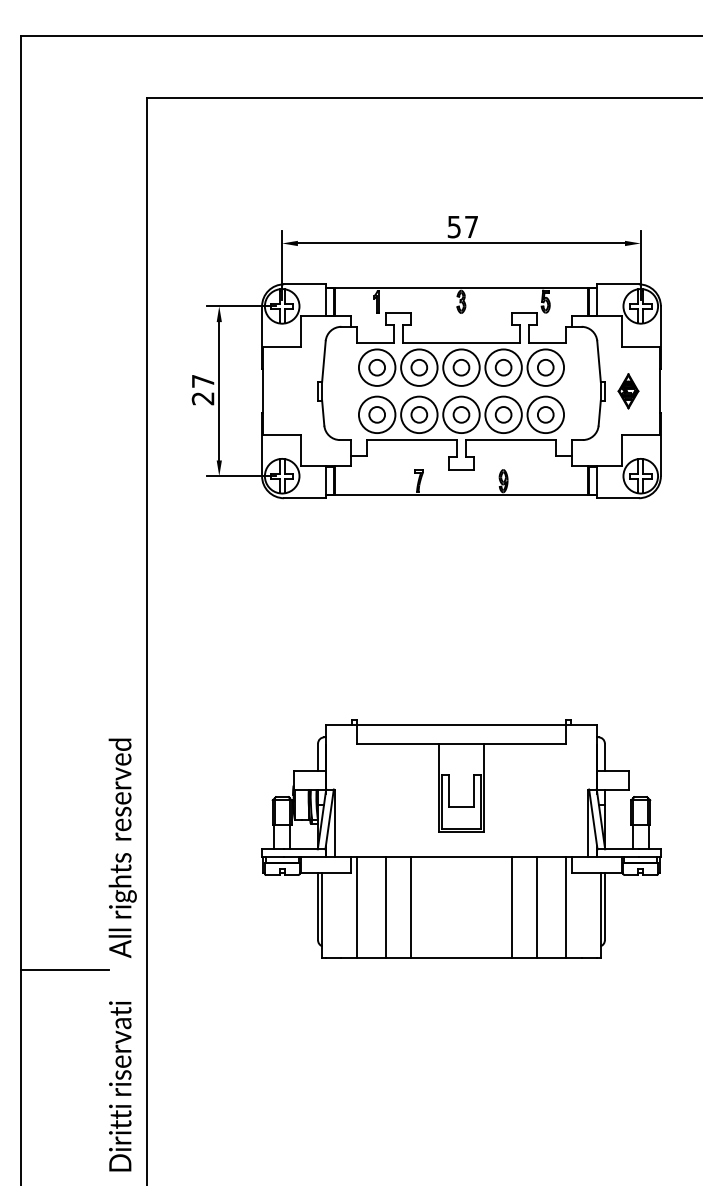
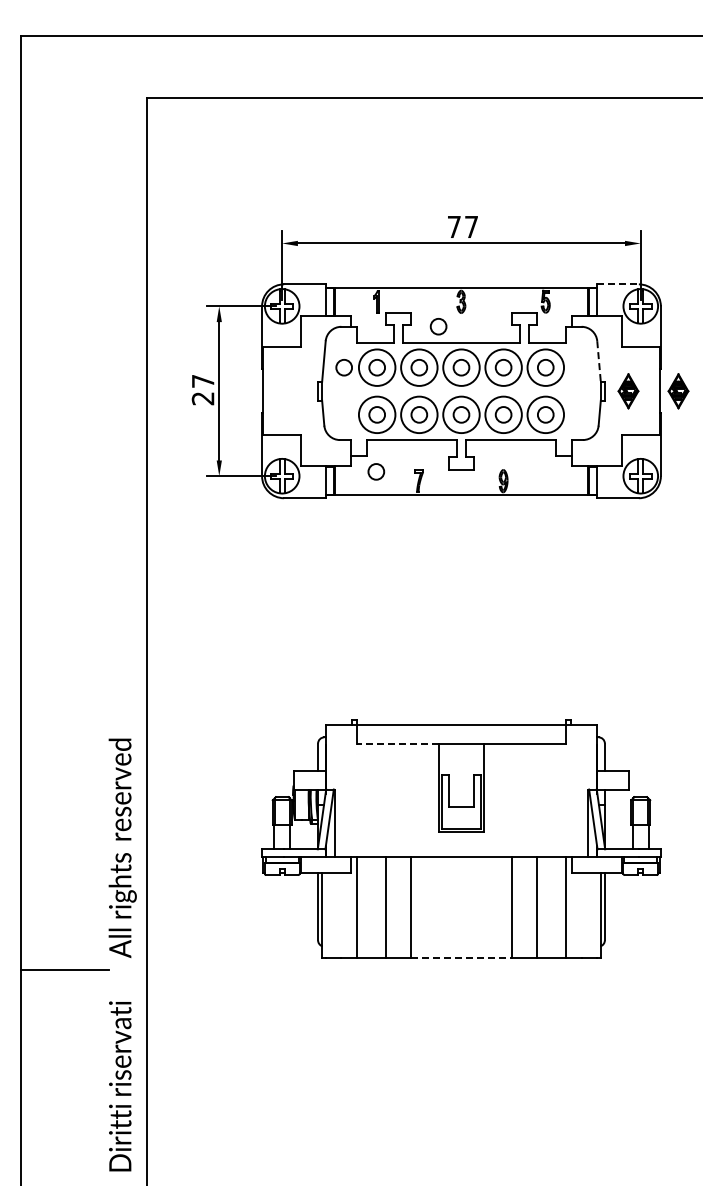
text: 57 -> 77 (453, 227)
line: solid -> dashed (618, 284)
circle: none -> present (438, 326)
line: solid -> dashed (599, 362)
circle: none -> present (343, 367)
part: none -> present (678, 391)
circle: none -> present (376, 471)
line: solid -> dashed (397, 743)
line: solid -> dashed (461, 957)
